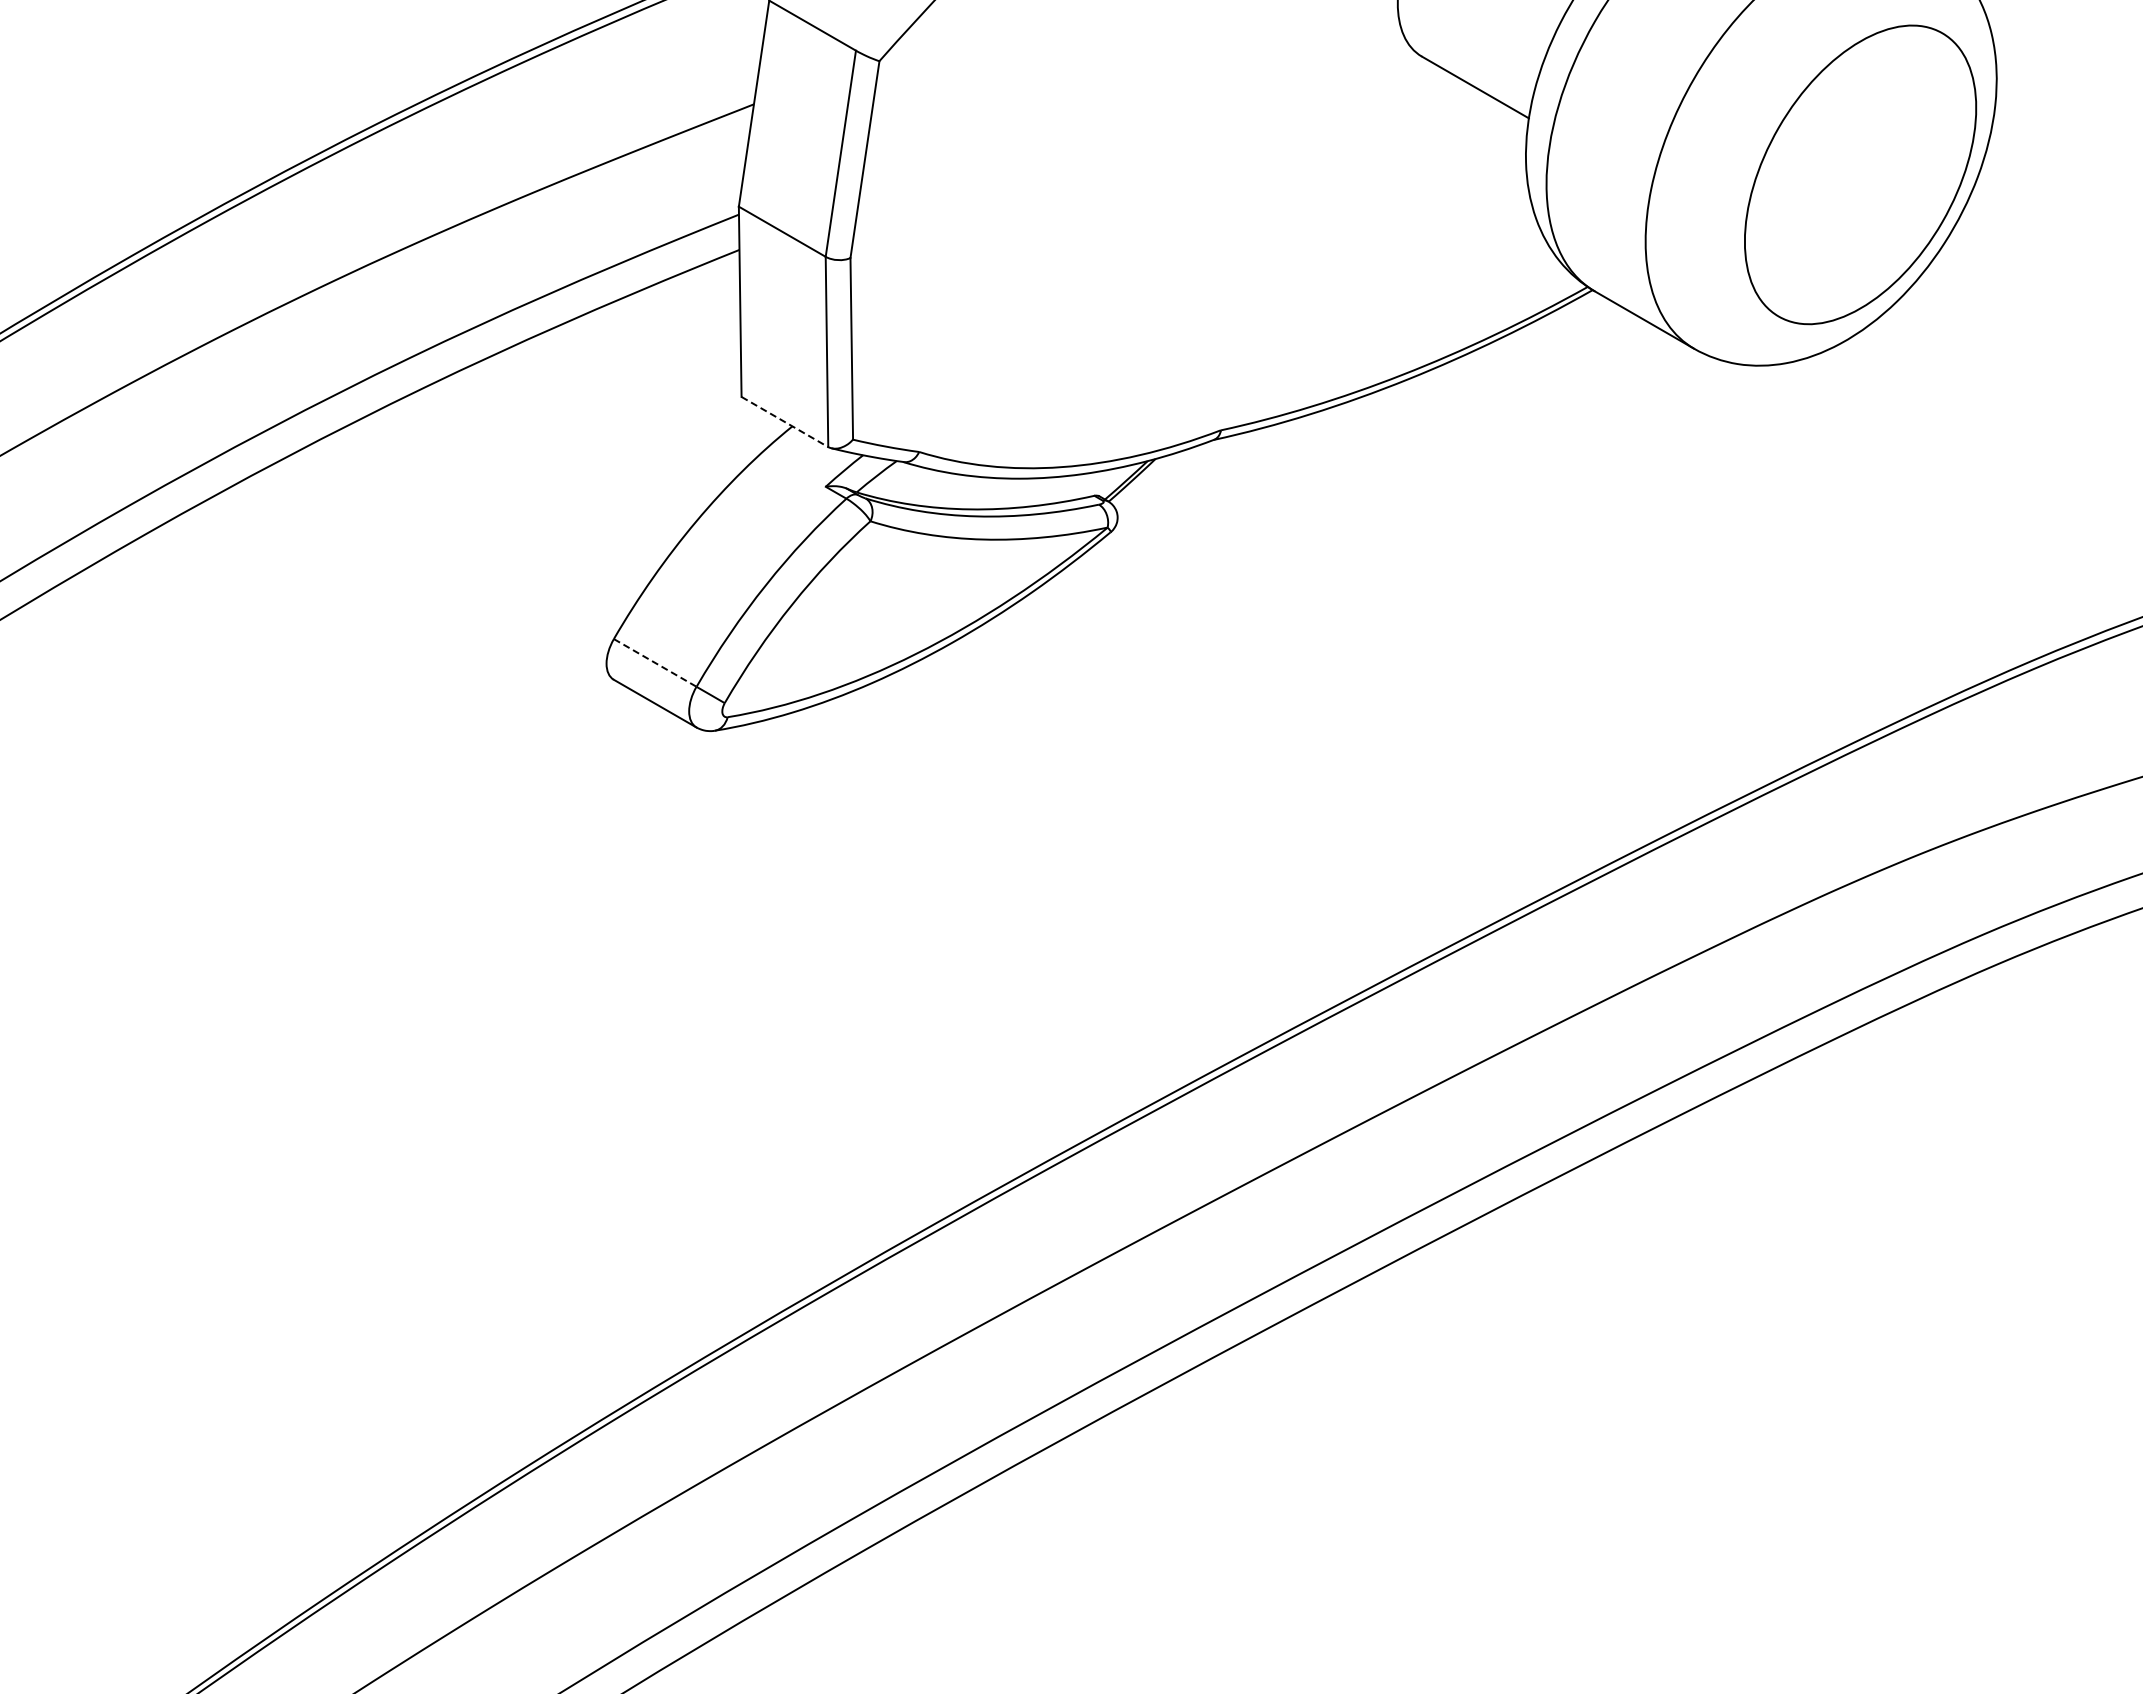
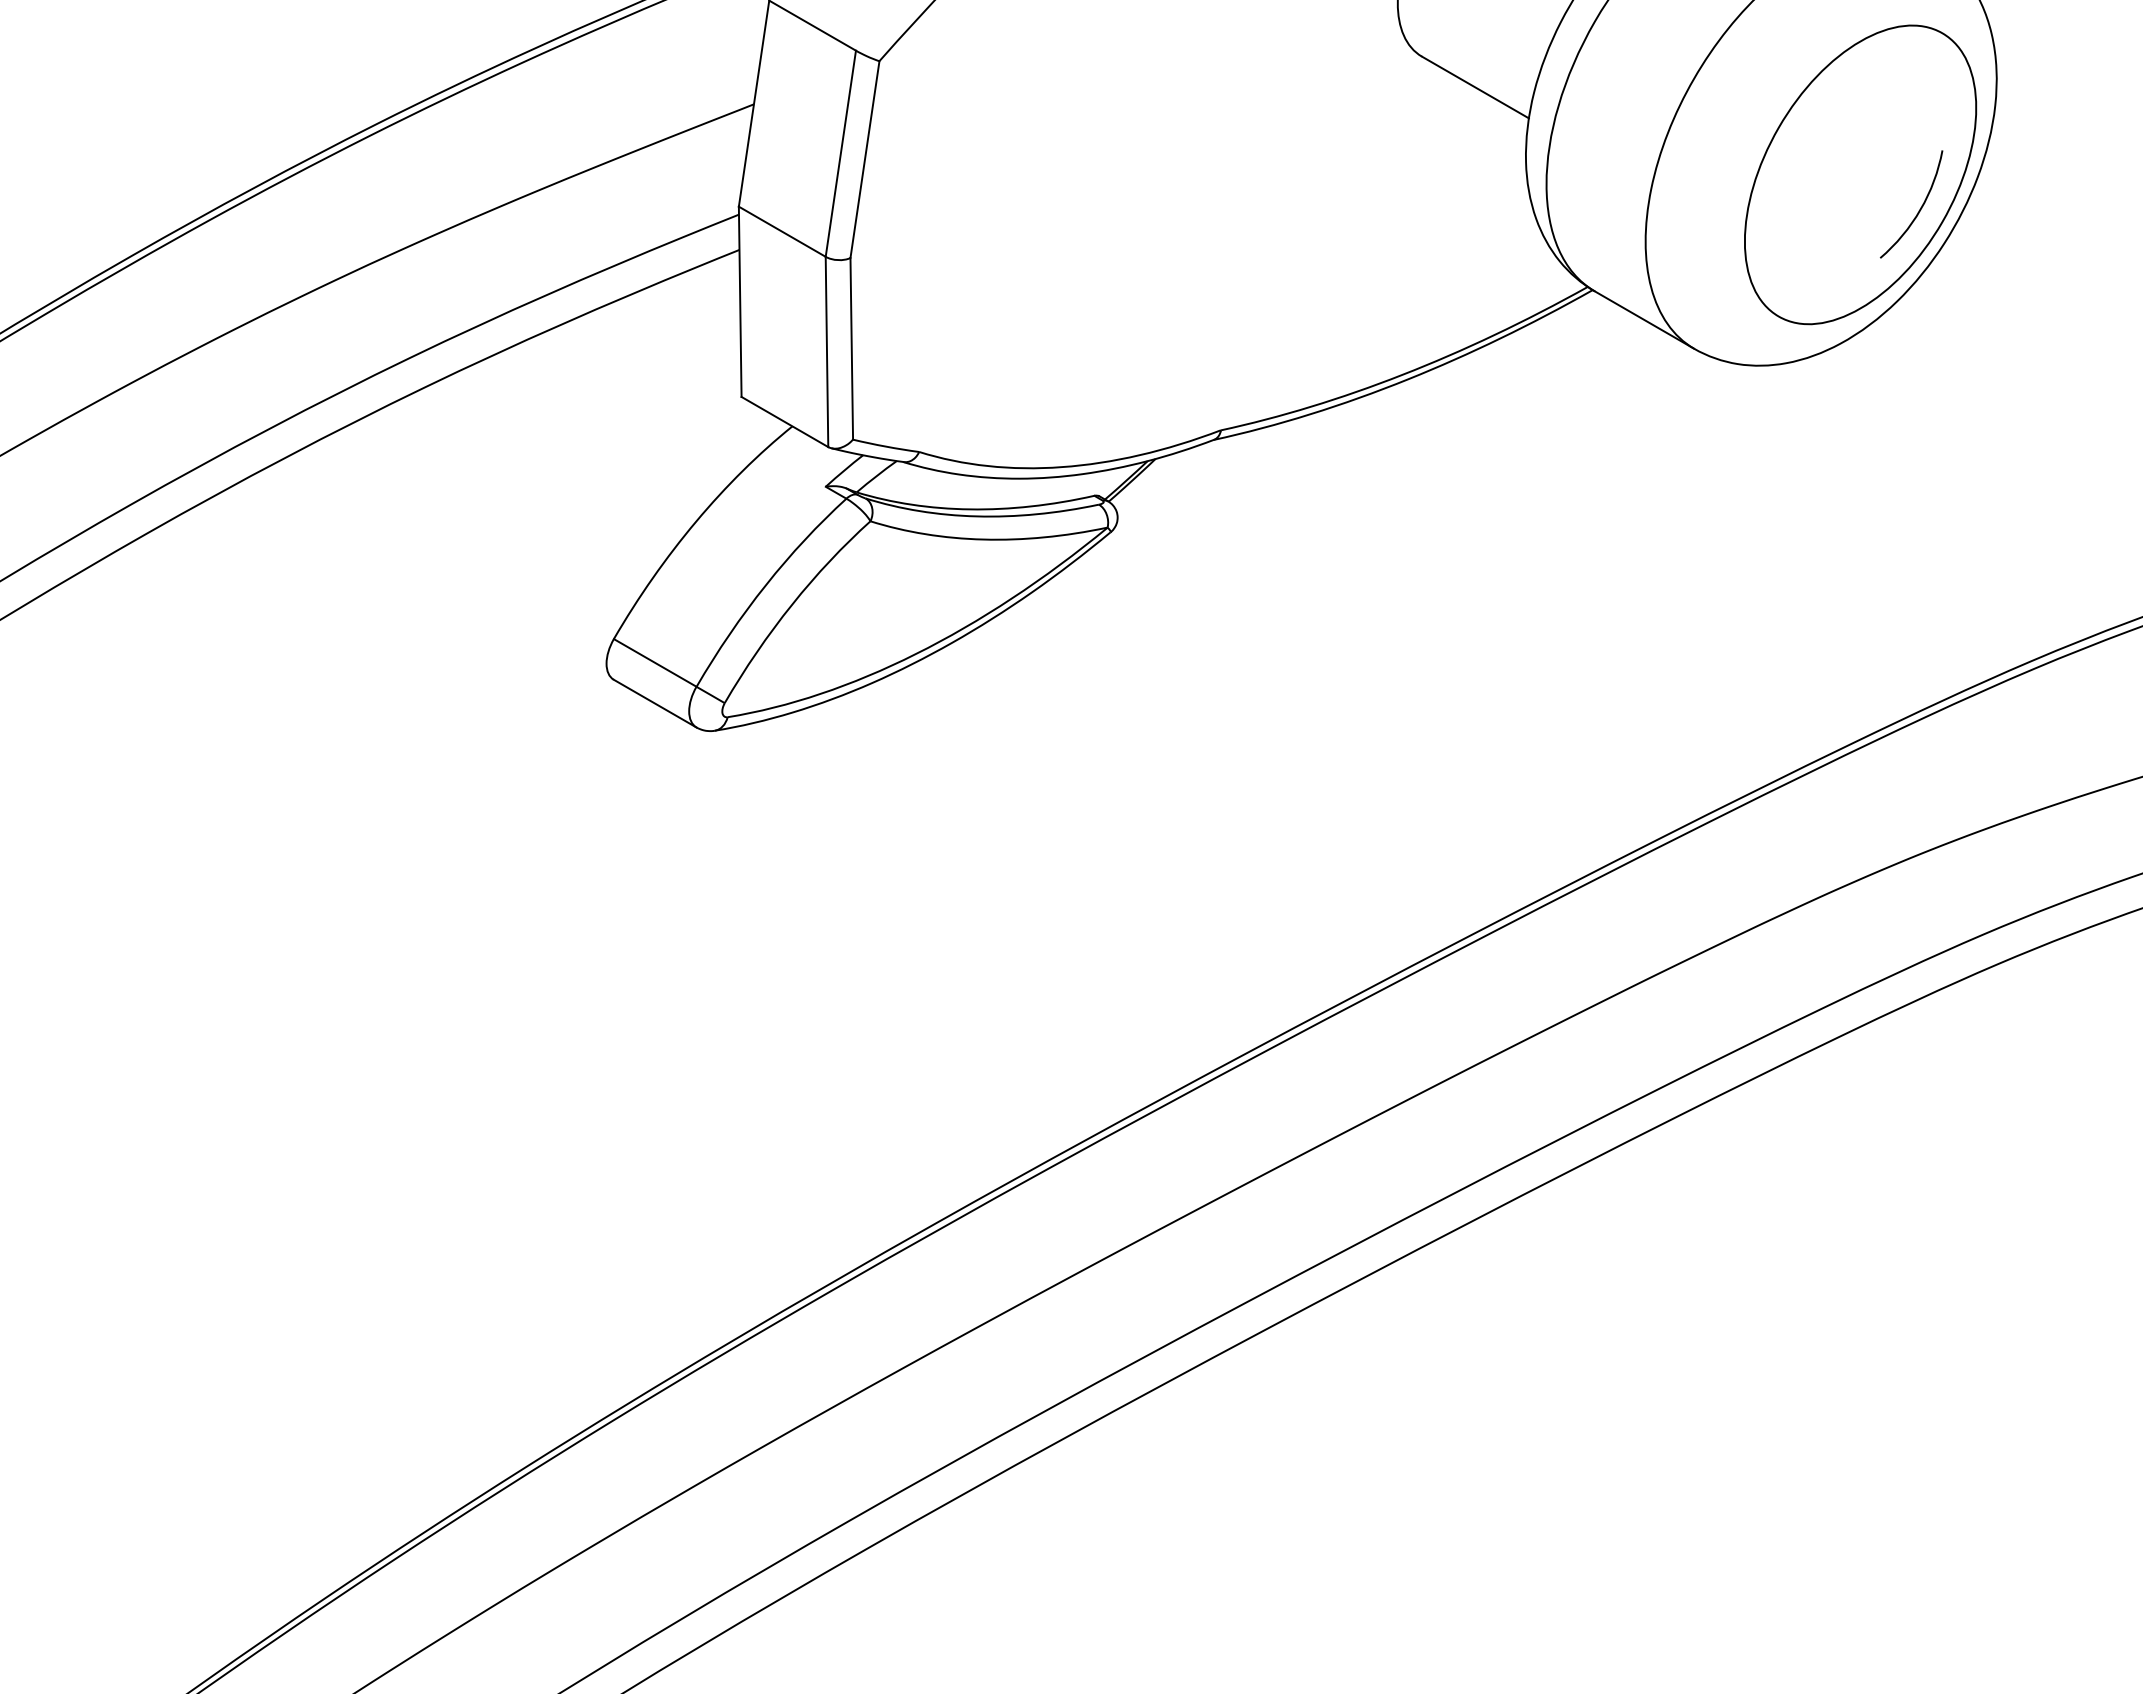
arc: none -> present (1918, 210)
line: dashed -> solid (785, 422)
line: dashed -> solid (655, 662)
